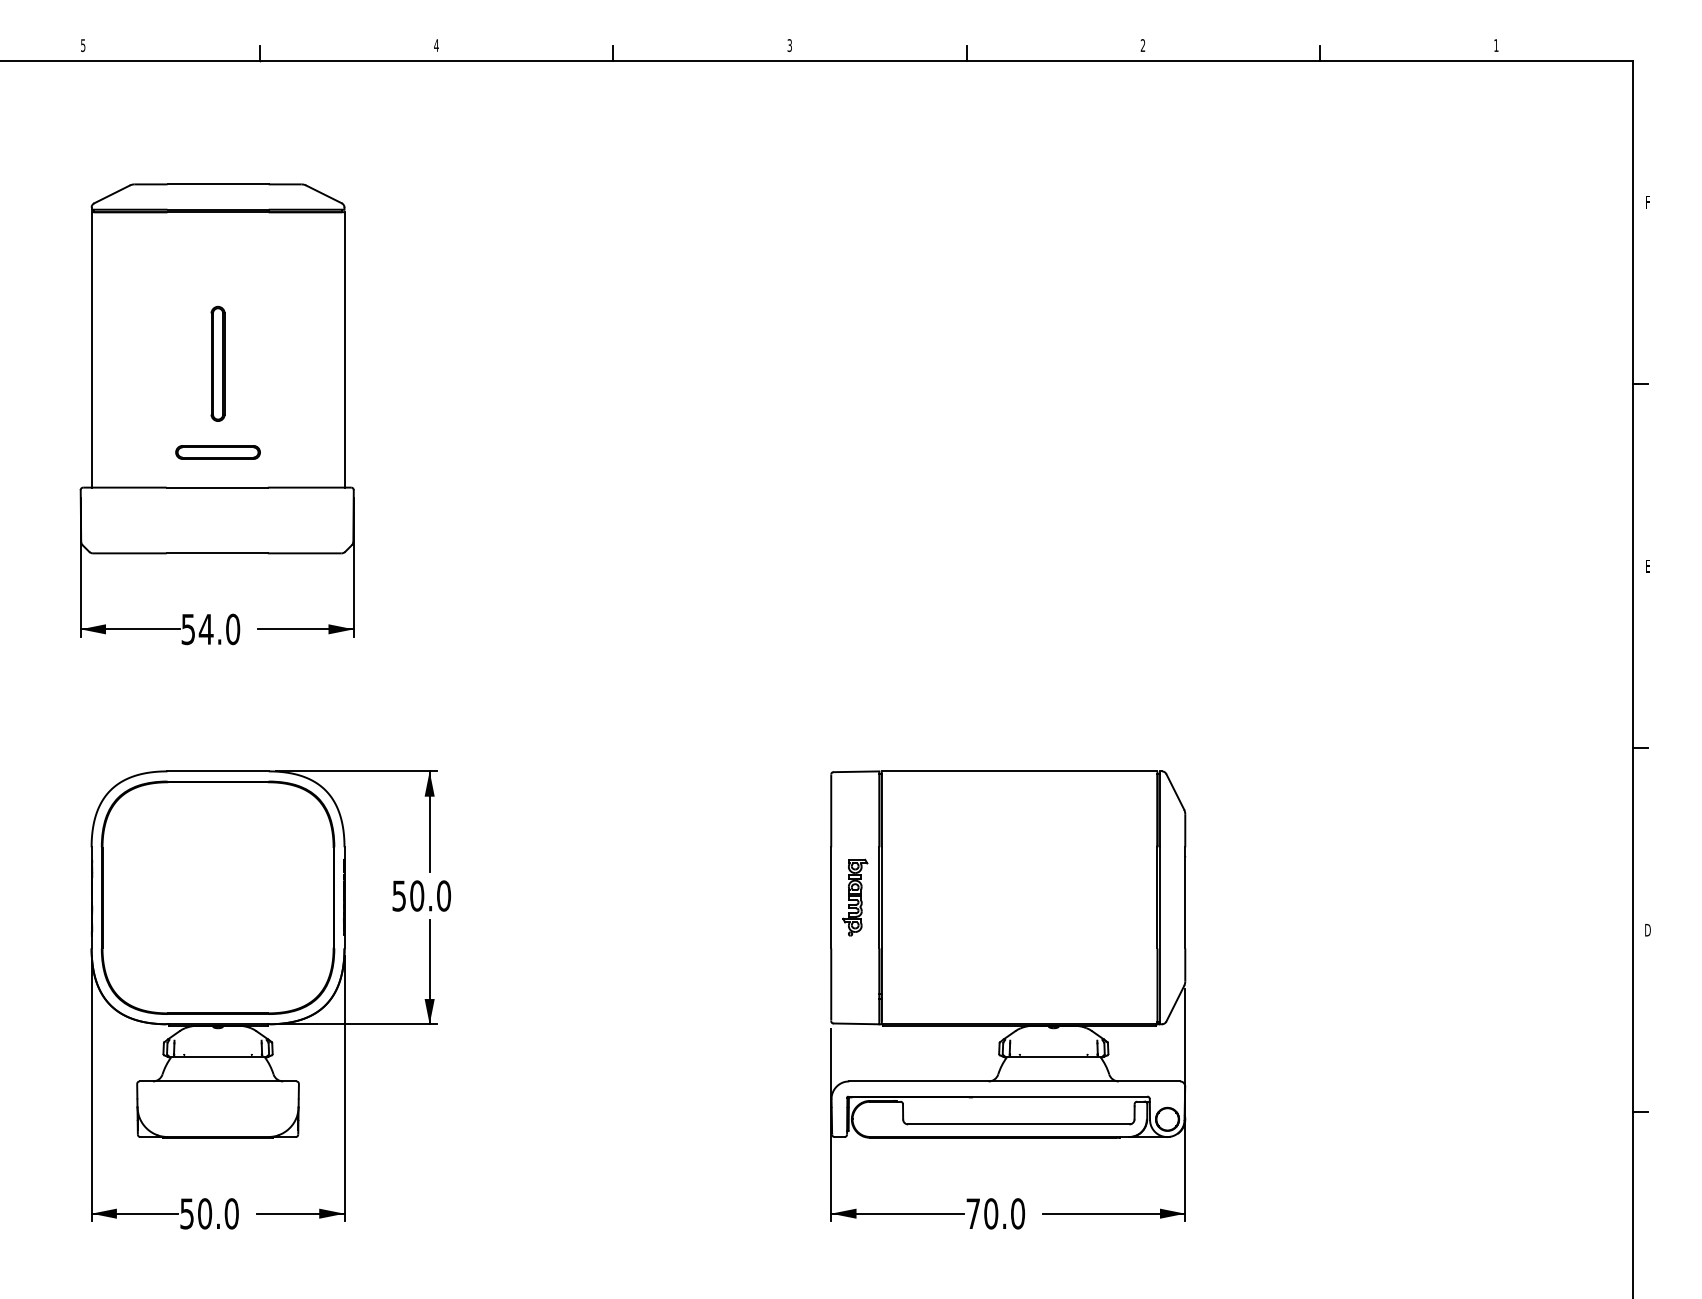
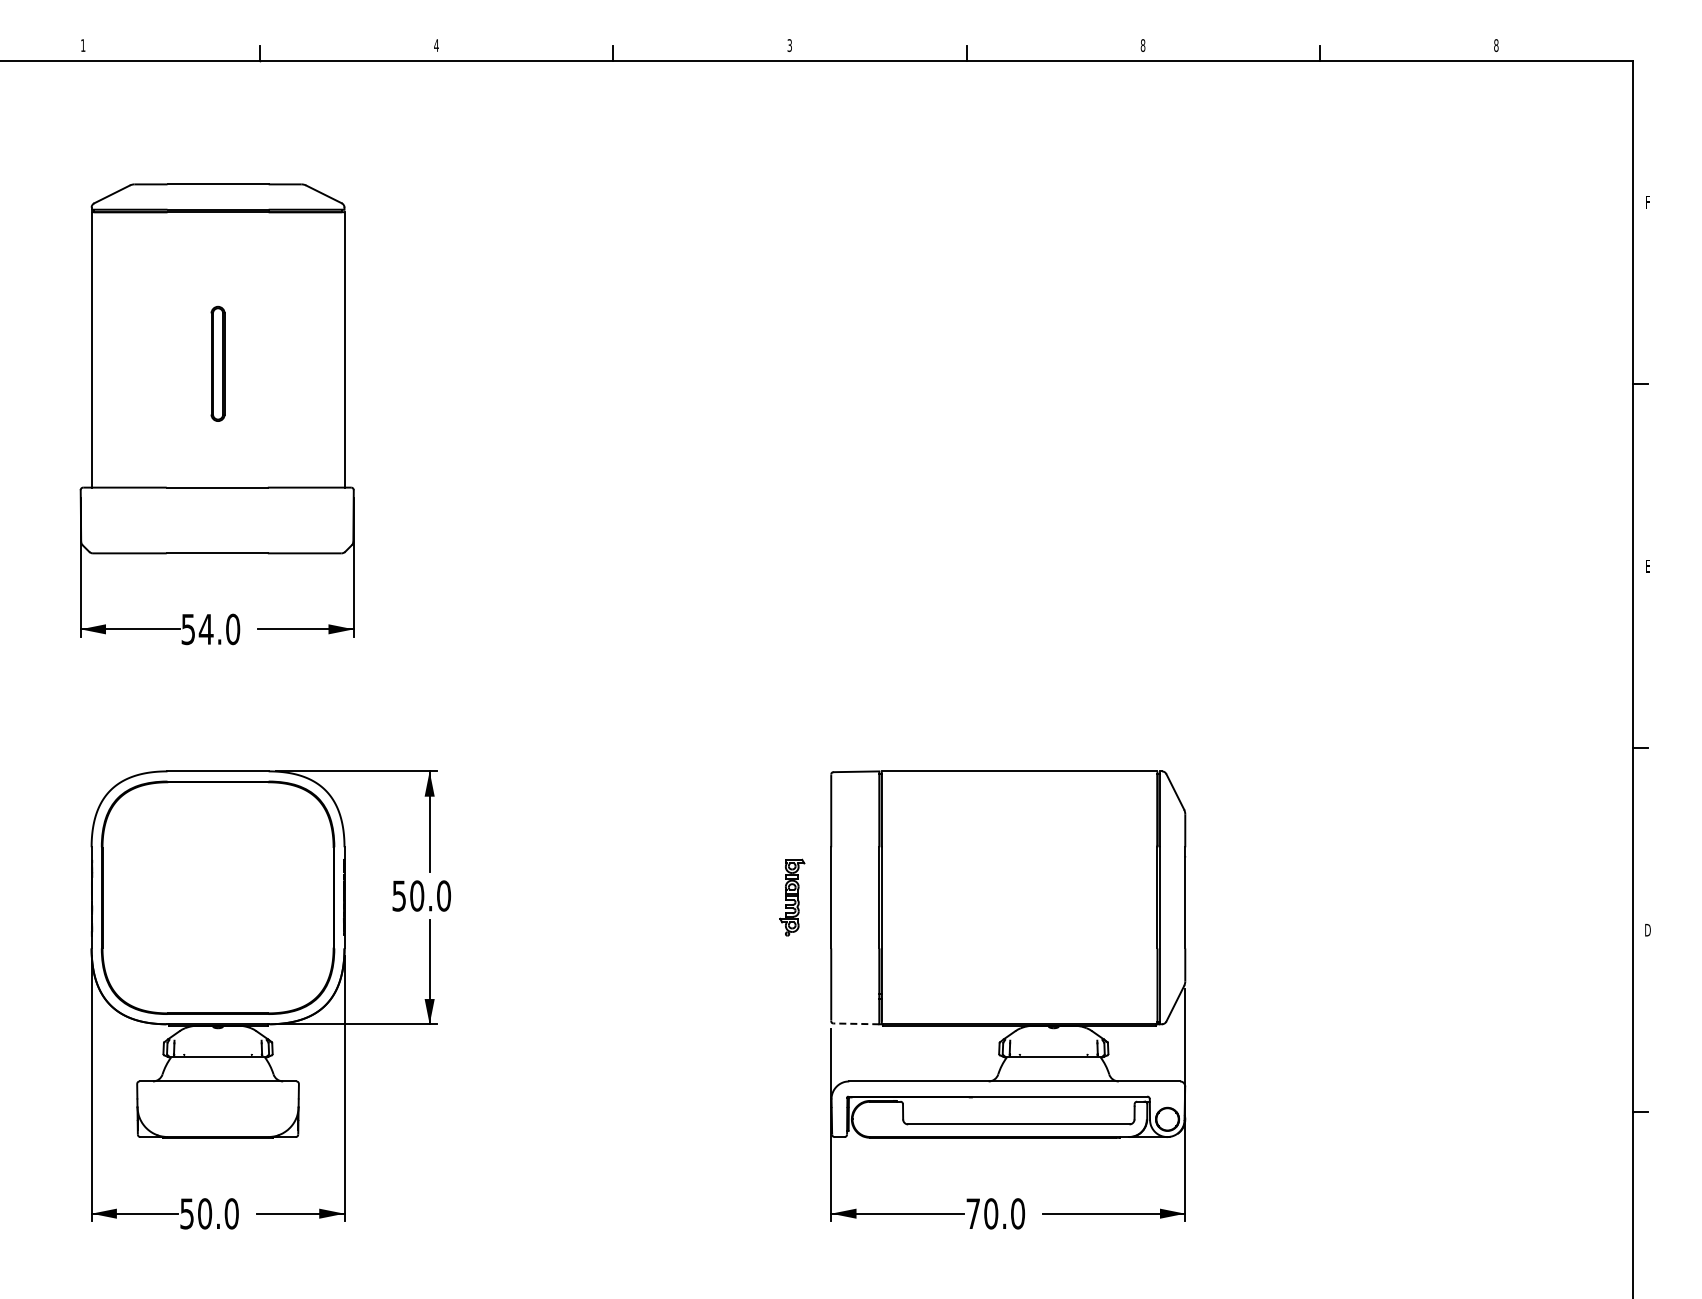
text: 5 -> 1 (83, 45)
text: 2 -> 8 (1142, 45)
text: 1 -> 8 (1496, 45)
part: present -> none (217, 452)
part position: (855, 897) -> (792, 897) (792, 897)
line: solid -> dashed (856, 1023)
